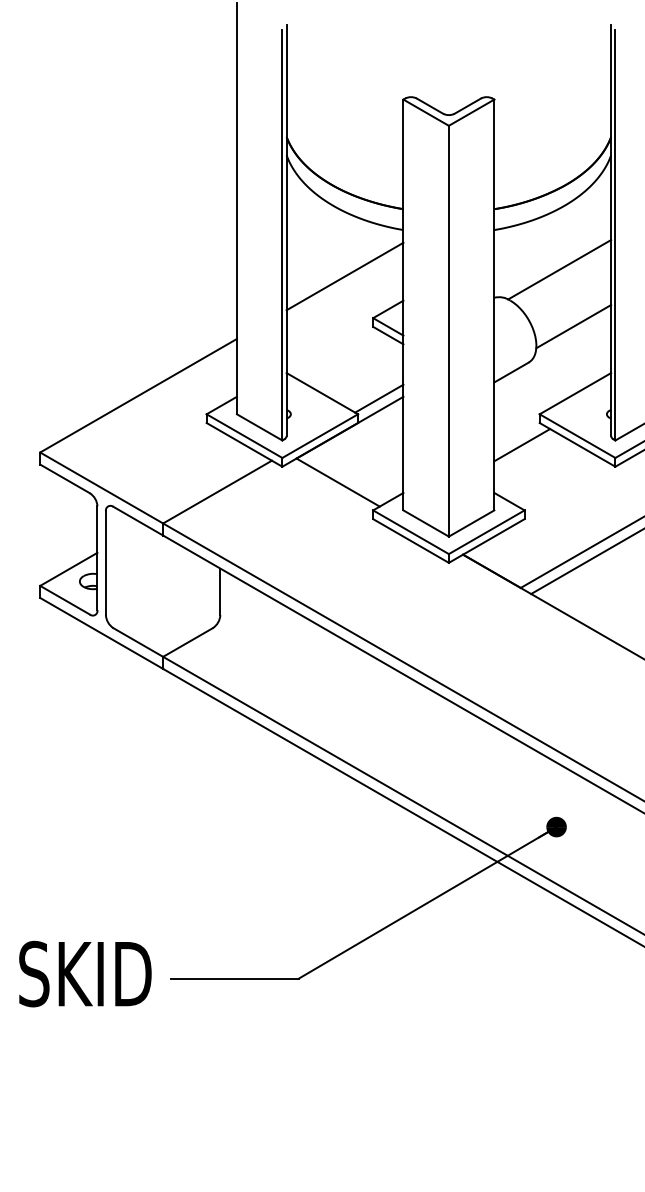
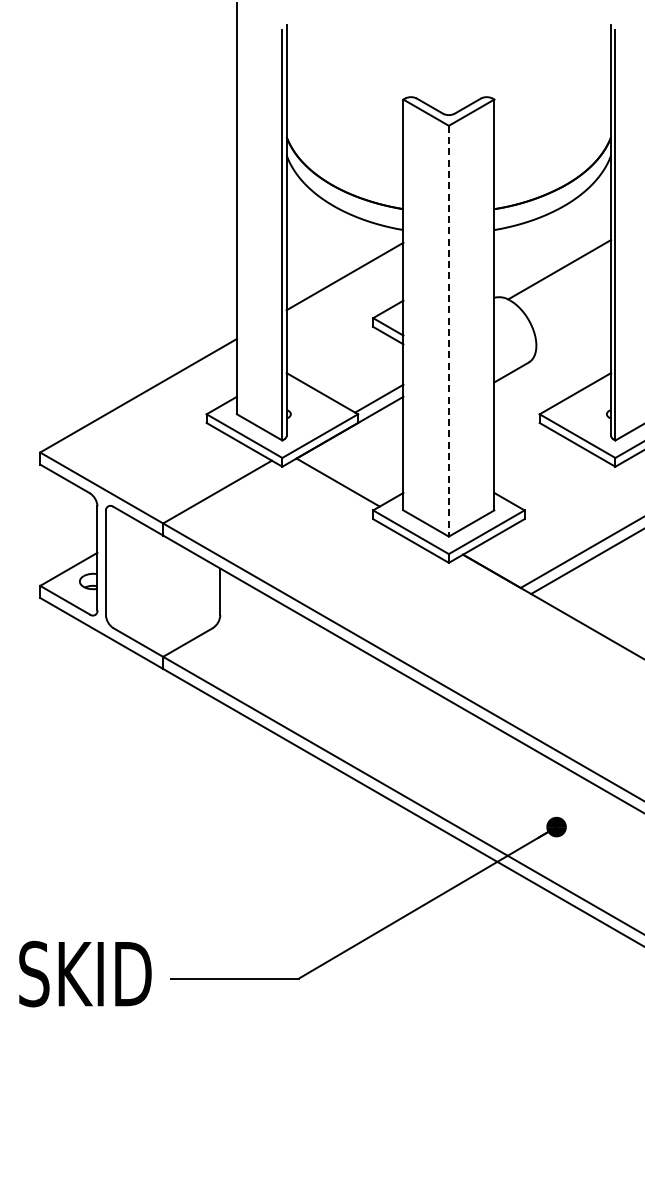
line: present -> none (573, 326)
line: solid -> dashed (448, 331)
line: present -> none (522, 445)
